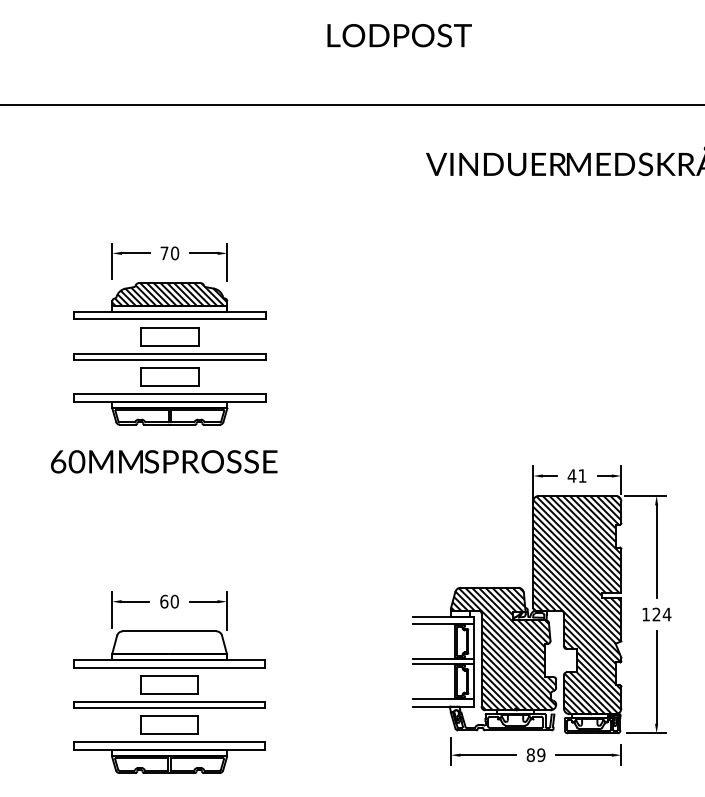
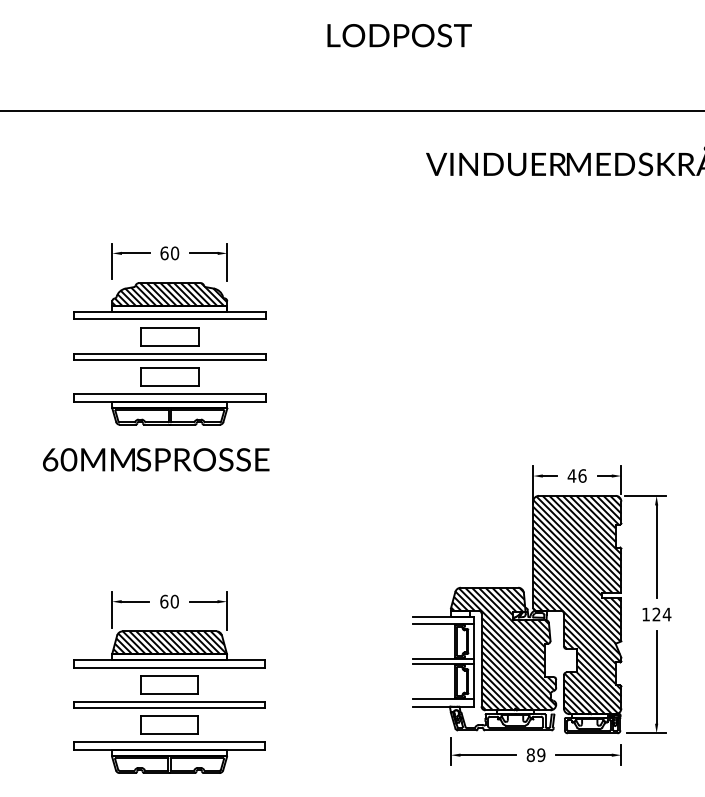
line position: (351, 105) -> (351, 111) (351, 111)
text: 70 -> 60 (164, 253)
text position: (164, 461) -> (156, 459) (156, 459)
text: 41 -> 46 (582, 475)
hatch: none -> present (170, 642)
